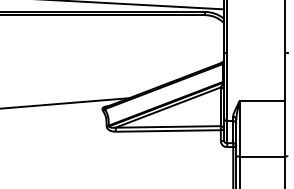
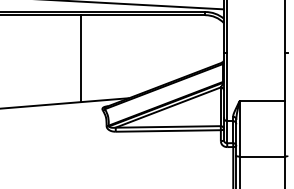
line: none -> present (80, 58)
